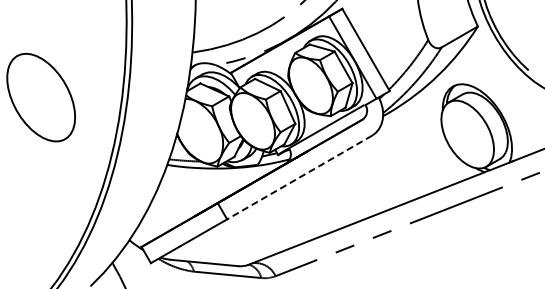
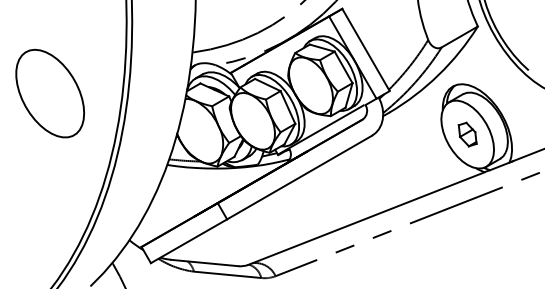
part position: (40, 97) -> (49, 93) (49, 93)
part: none -> present (467, 134)
line: dashed -> solid (299, 177)
